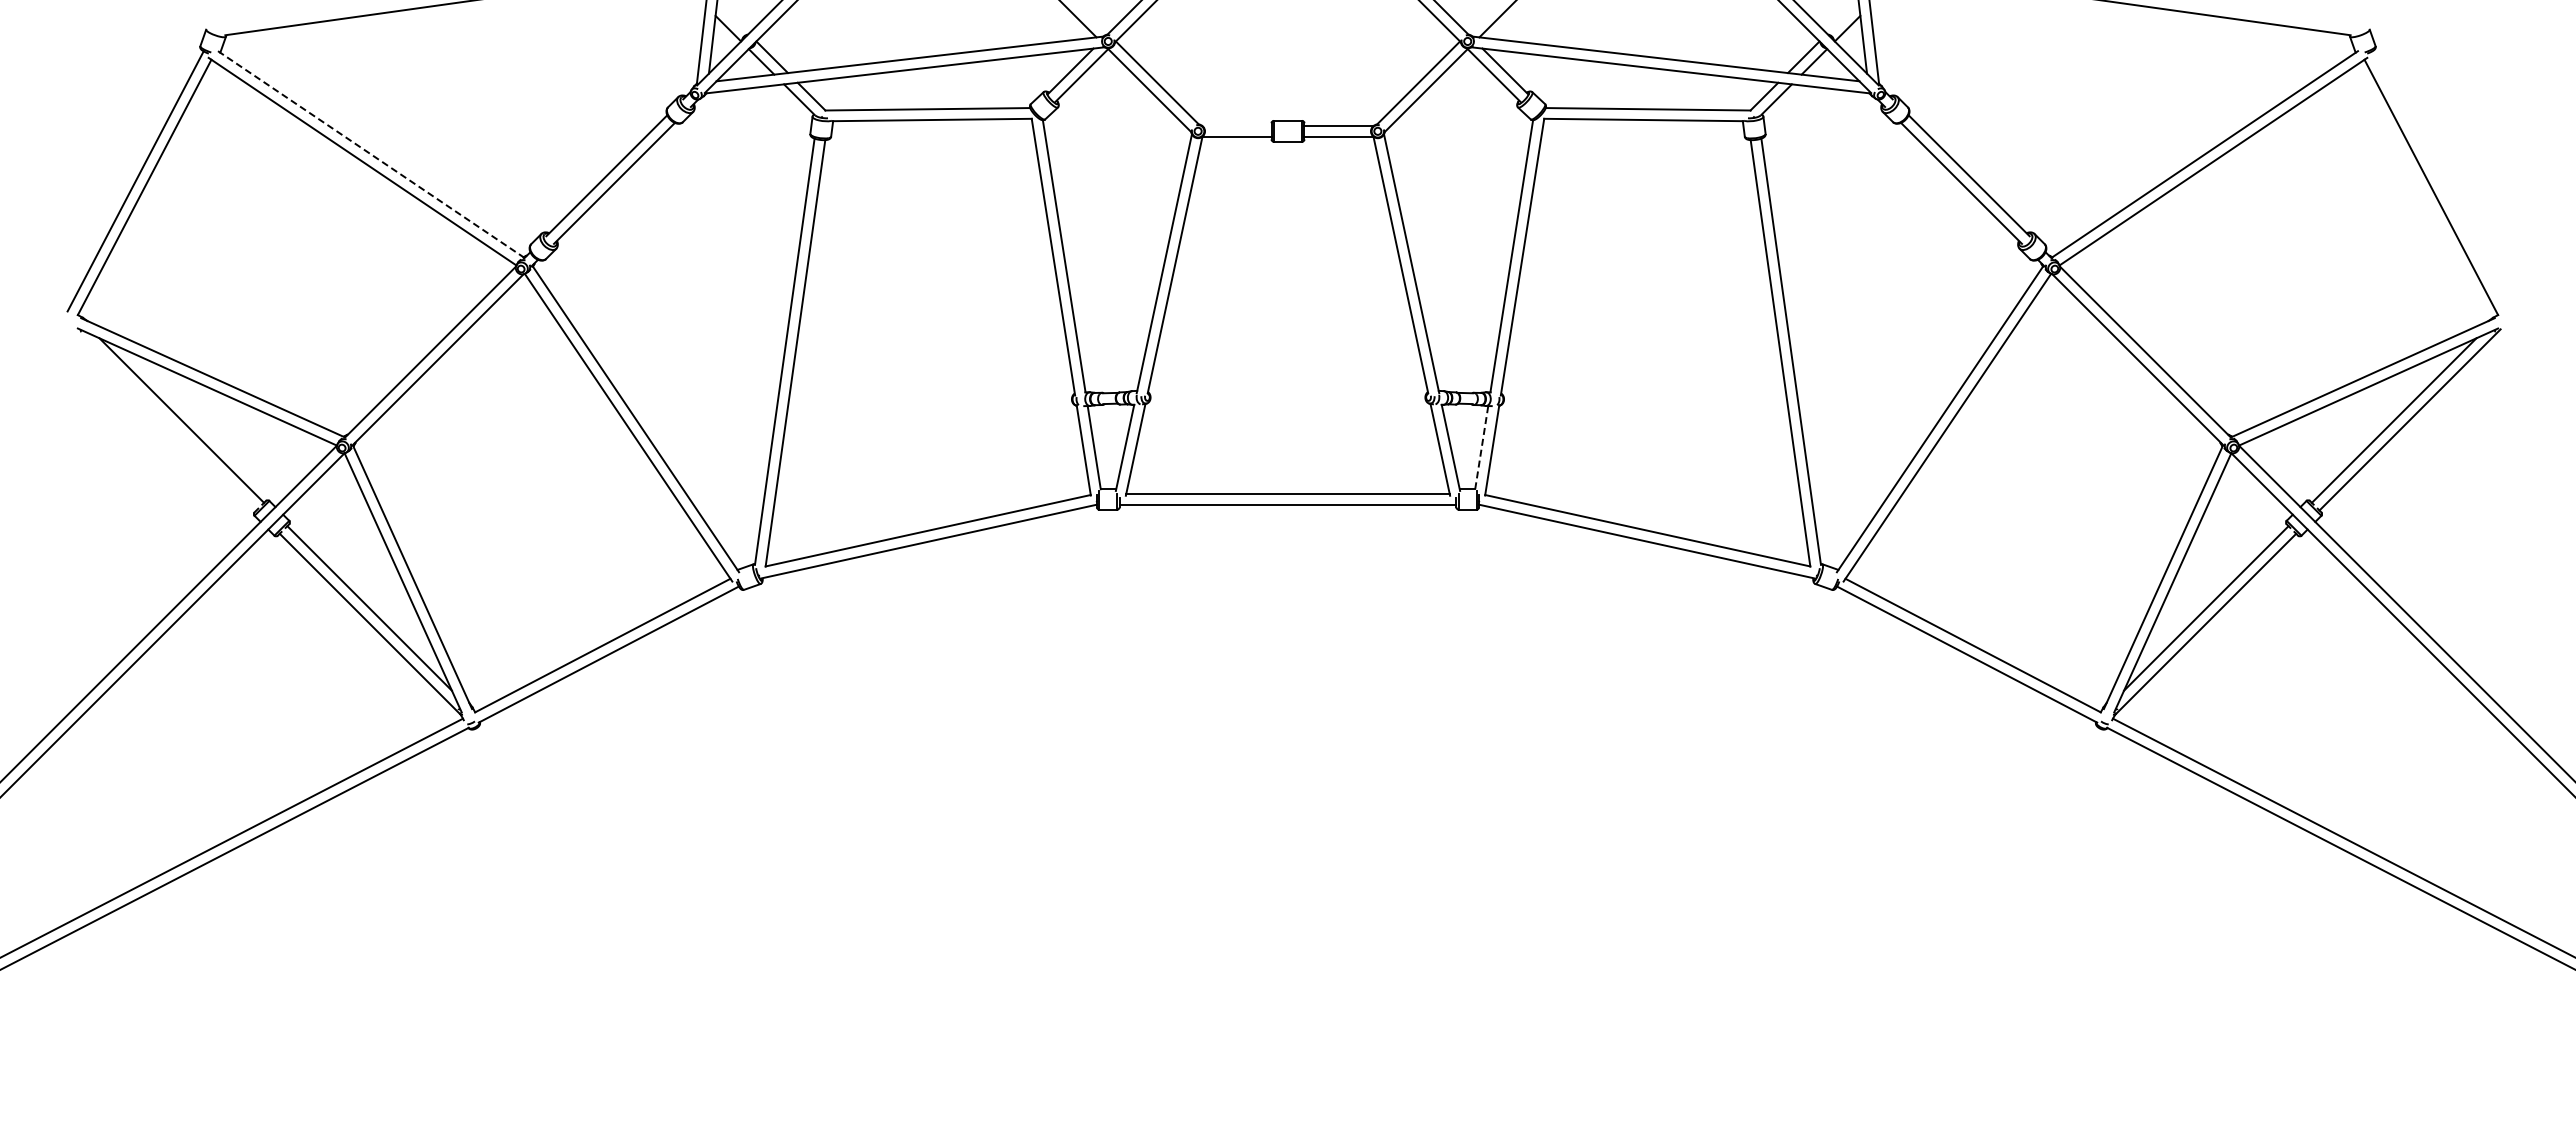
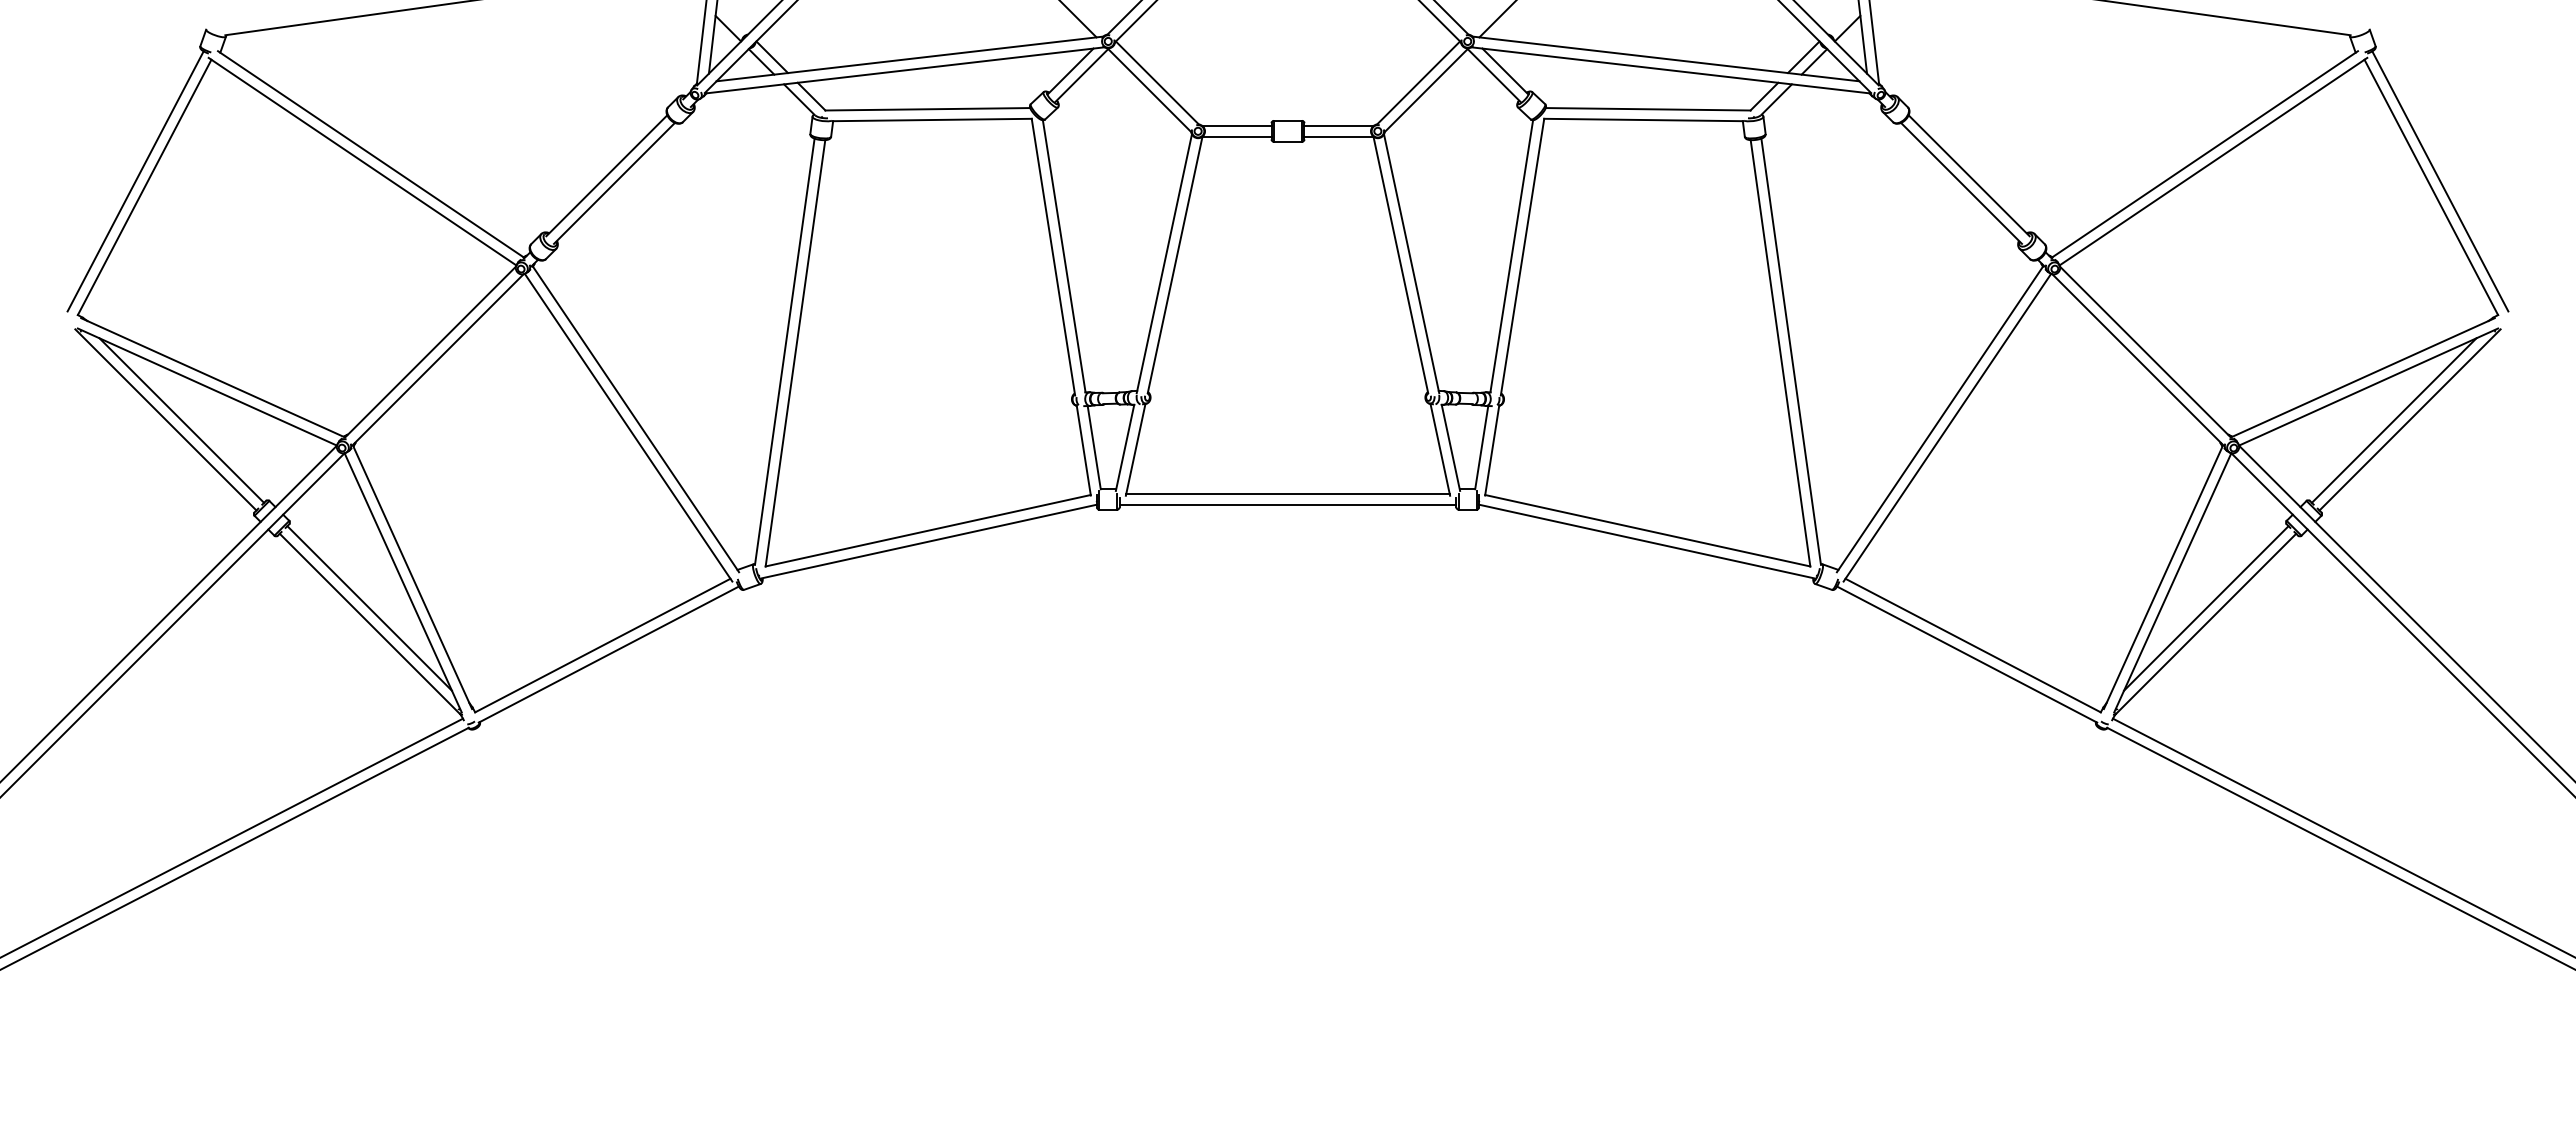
line: none -> present (1236, 125)
line: dashed -> solid (371, 154)
line: none -> present (2440, 181)
line: none -> present (165, 419)
line: dashed -> solid (1481, 447)
